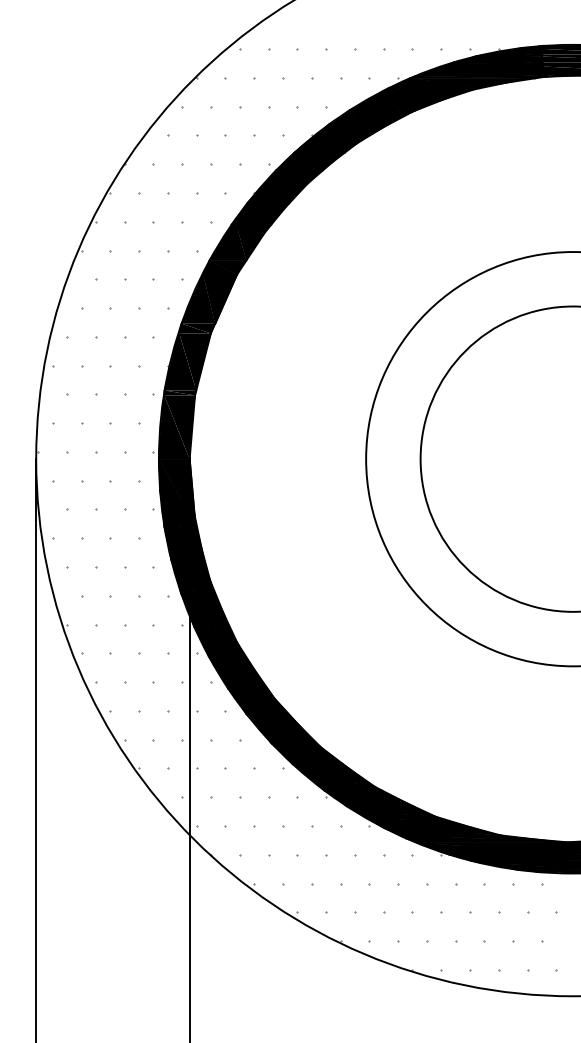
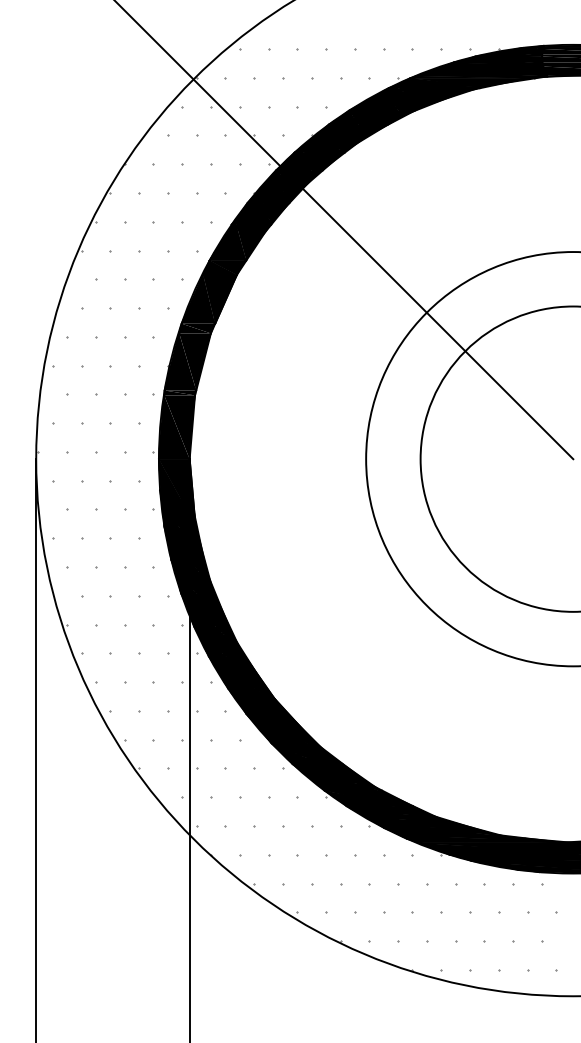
line: none -> present (344, 230)
